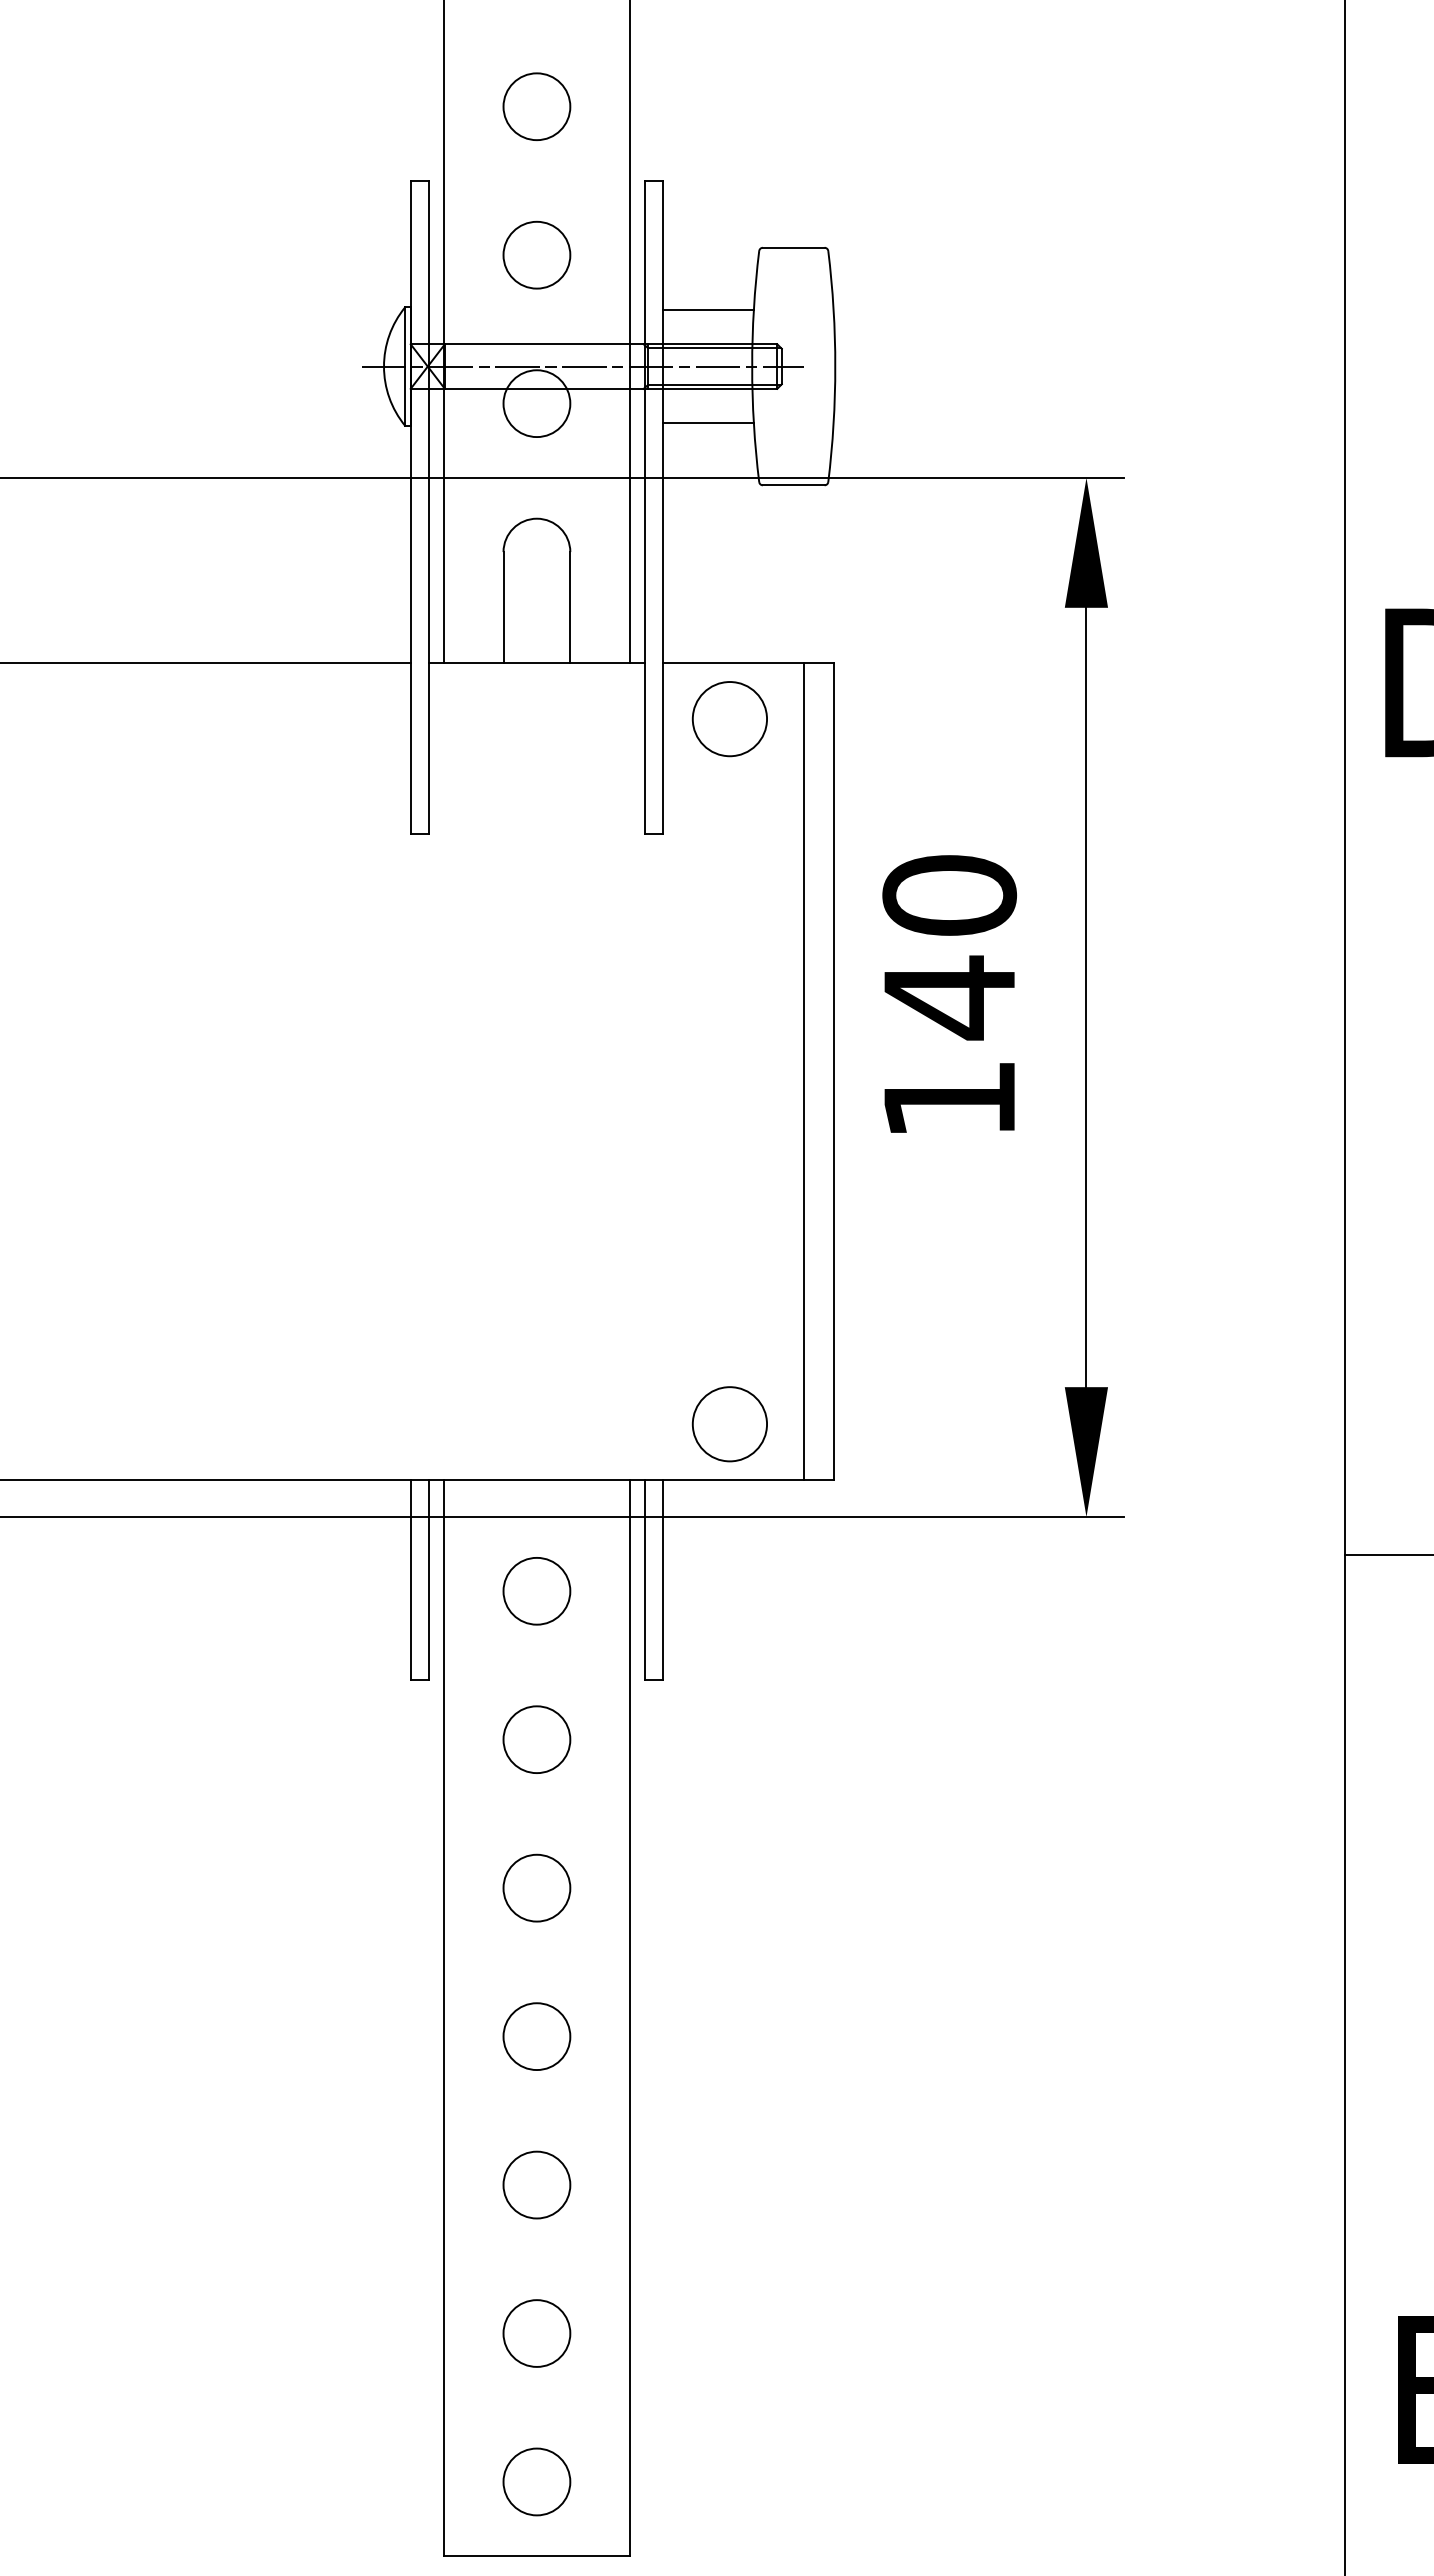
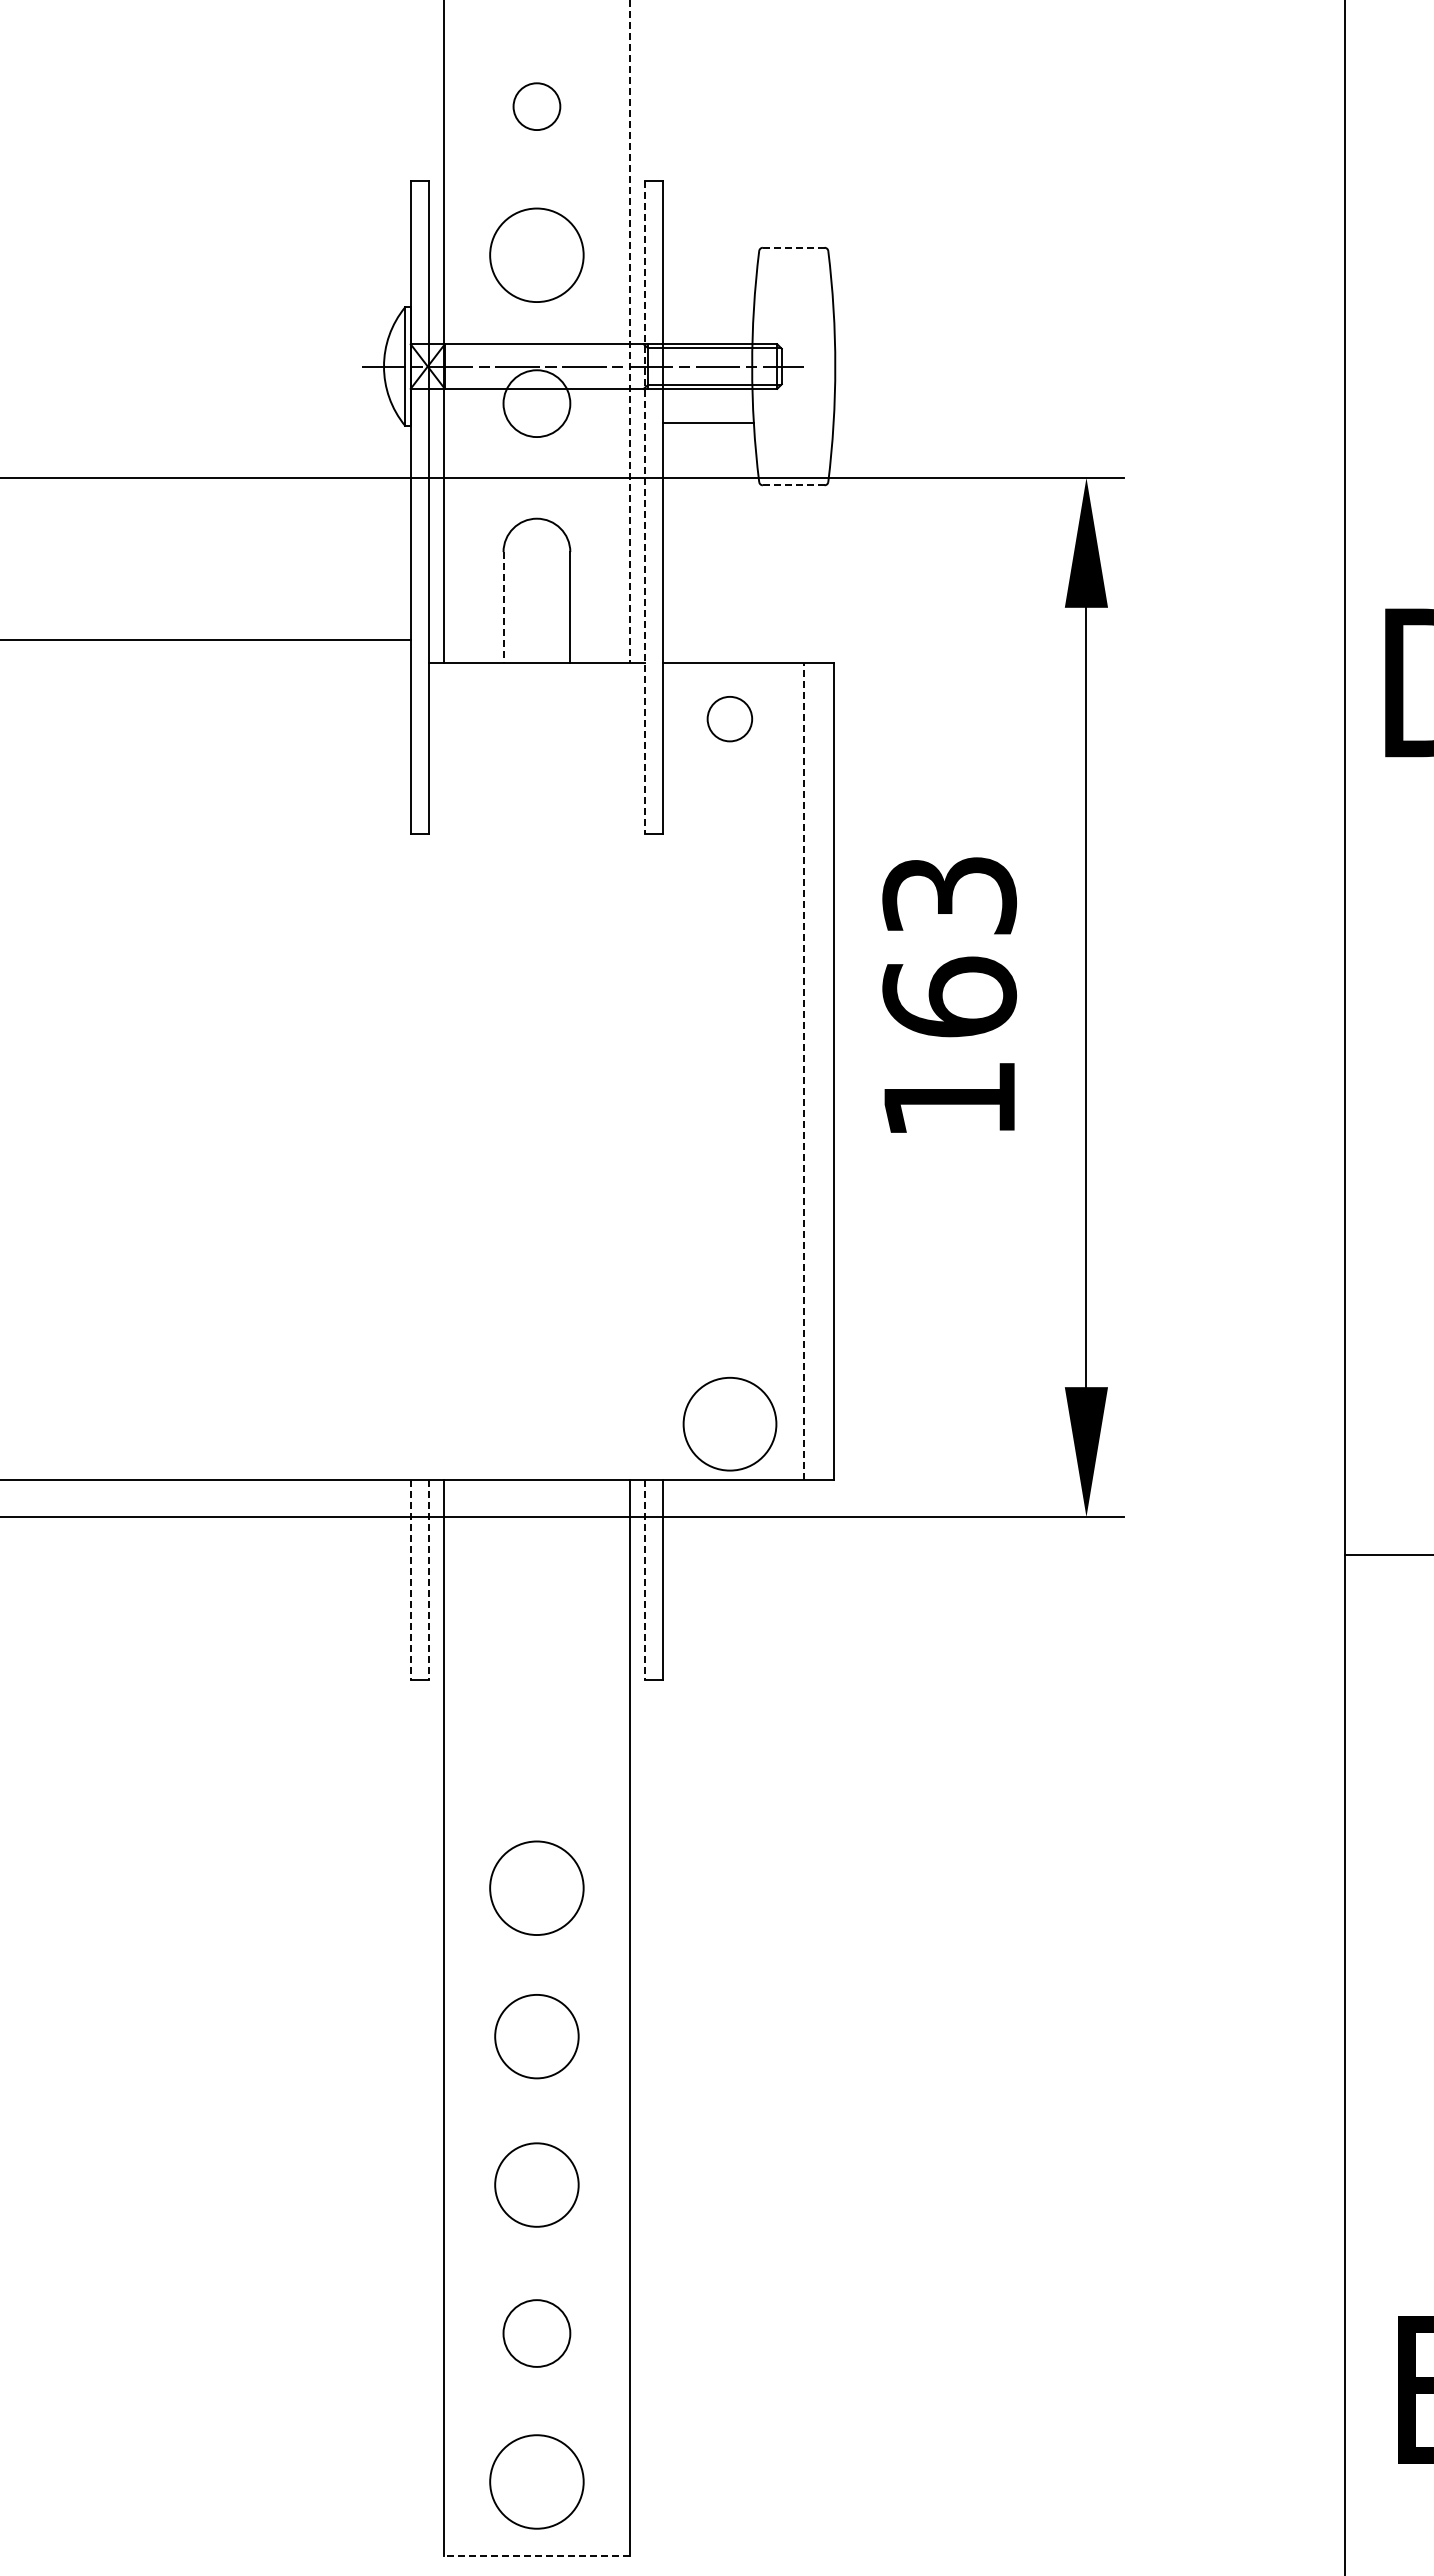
circle size: 70x69 px -> 50x49 px (536, 106)
line: solid -> dashed (793, 247)
circle size: 70x70 px -> 96x96 px (536, 254)
line: present -> none (708, 310)
line: solid -> dashed (629, 332)
line: solid -> dashed (793, 485)
line: solid -> dashed (644, 507)
line: solid -> dashed (503, 607)
line position: (206, 663) -> (206, 640) (206, 640)
circle diameter: 74 px -> 45 px (729, 718)
text: 140 -> 163 (949, 947)
line: solid -> dashed (804, 1071)
circle size: 77x77 px -> 96x96 px (729, 1423)
line: solid -> dashed (410, 1580)
line: solid -> dashed (429, 1580)
line: solid -> dashed (644, 1580)
circle: present -> none (536, 1591)
circle: present -> none (536, 1739)
circle size: 70x70 px -> 96x96 px (536, 1887)
circle diameter: 67 px -> 84 px (536, 2036)
circle diameter: 67 px -> 84 px (536, 2184)
circle diameter: 67 px -> 94 px (536, 2481)
line: solid -> dashed (536, 2556)
